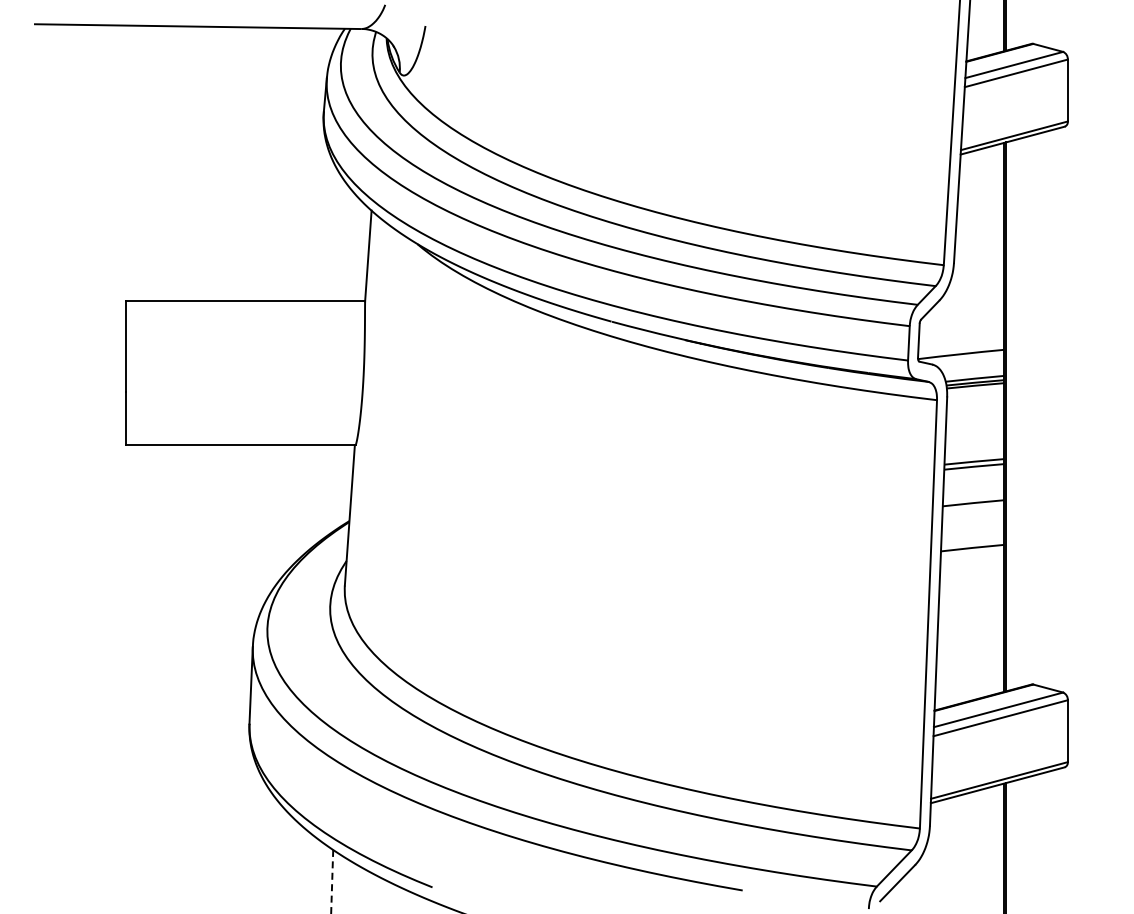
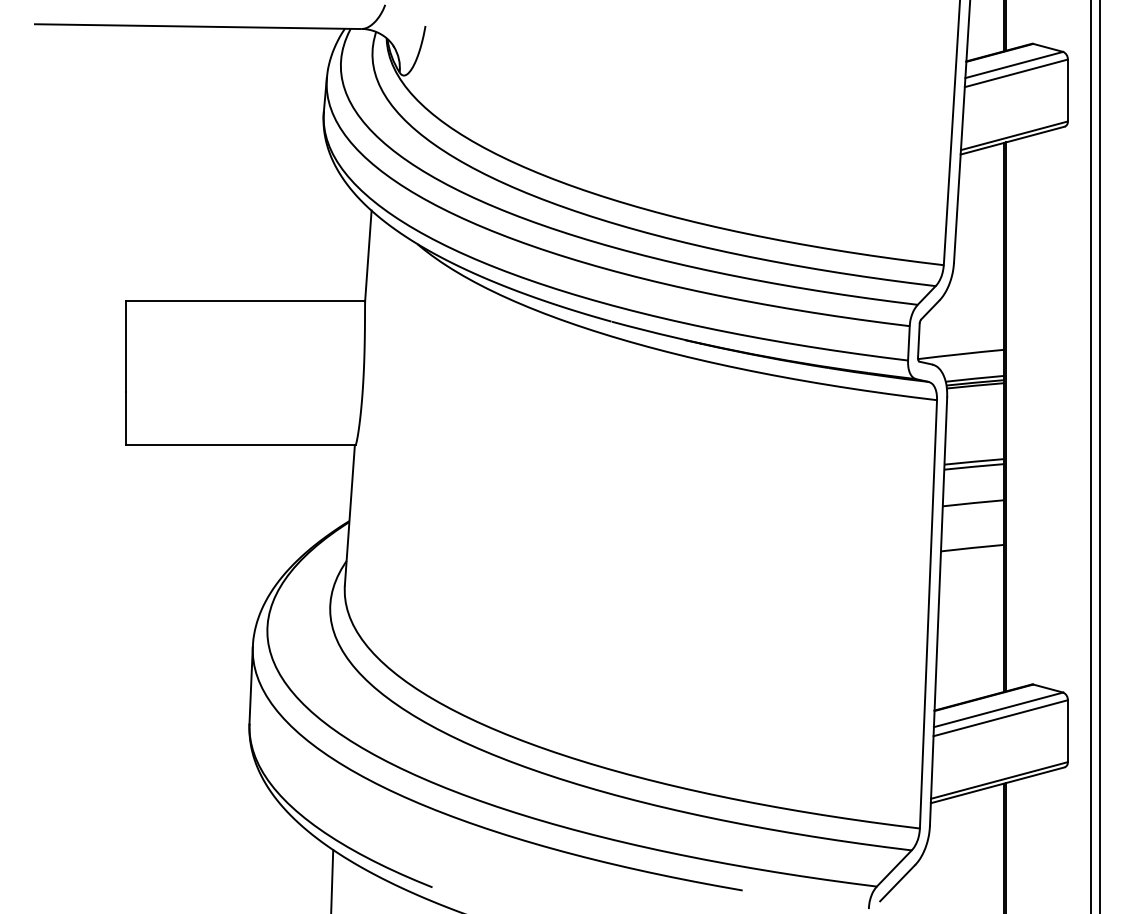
line: none -> present (1090, 456)
line: none -> present (1099, 456)
line: dashed -> solid (332, 881)
